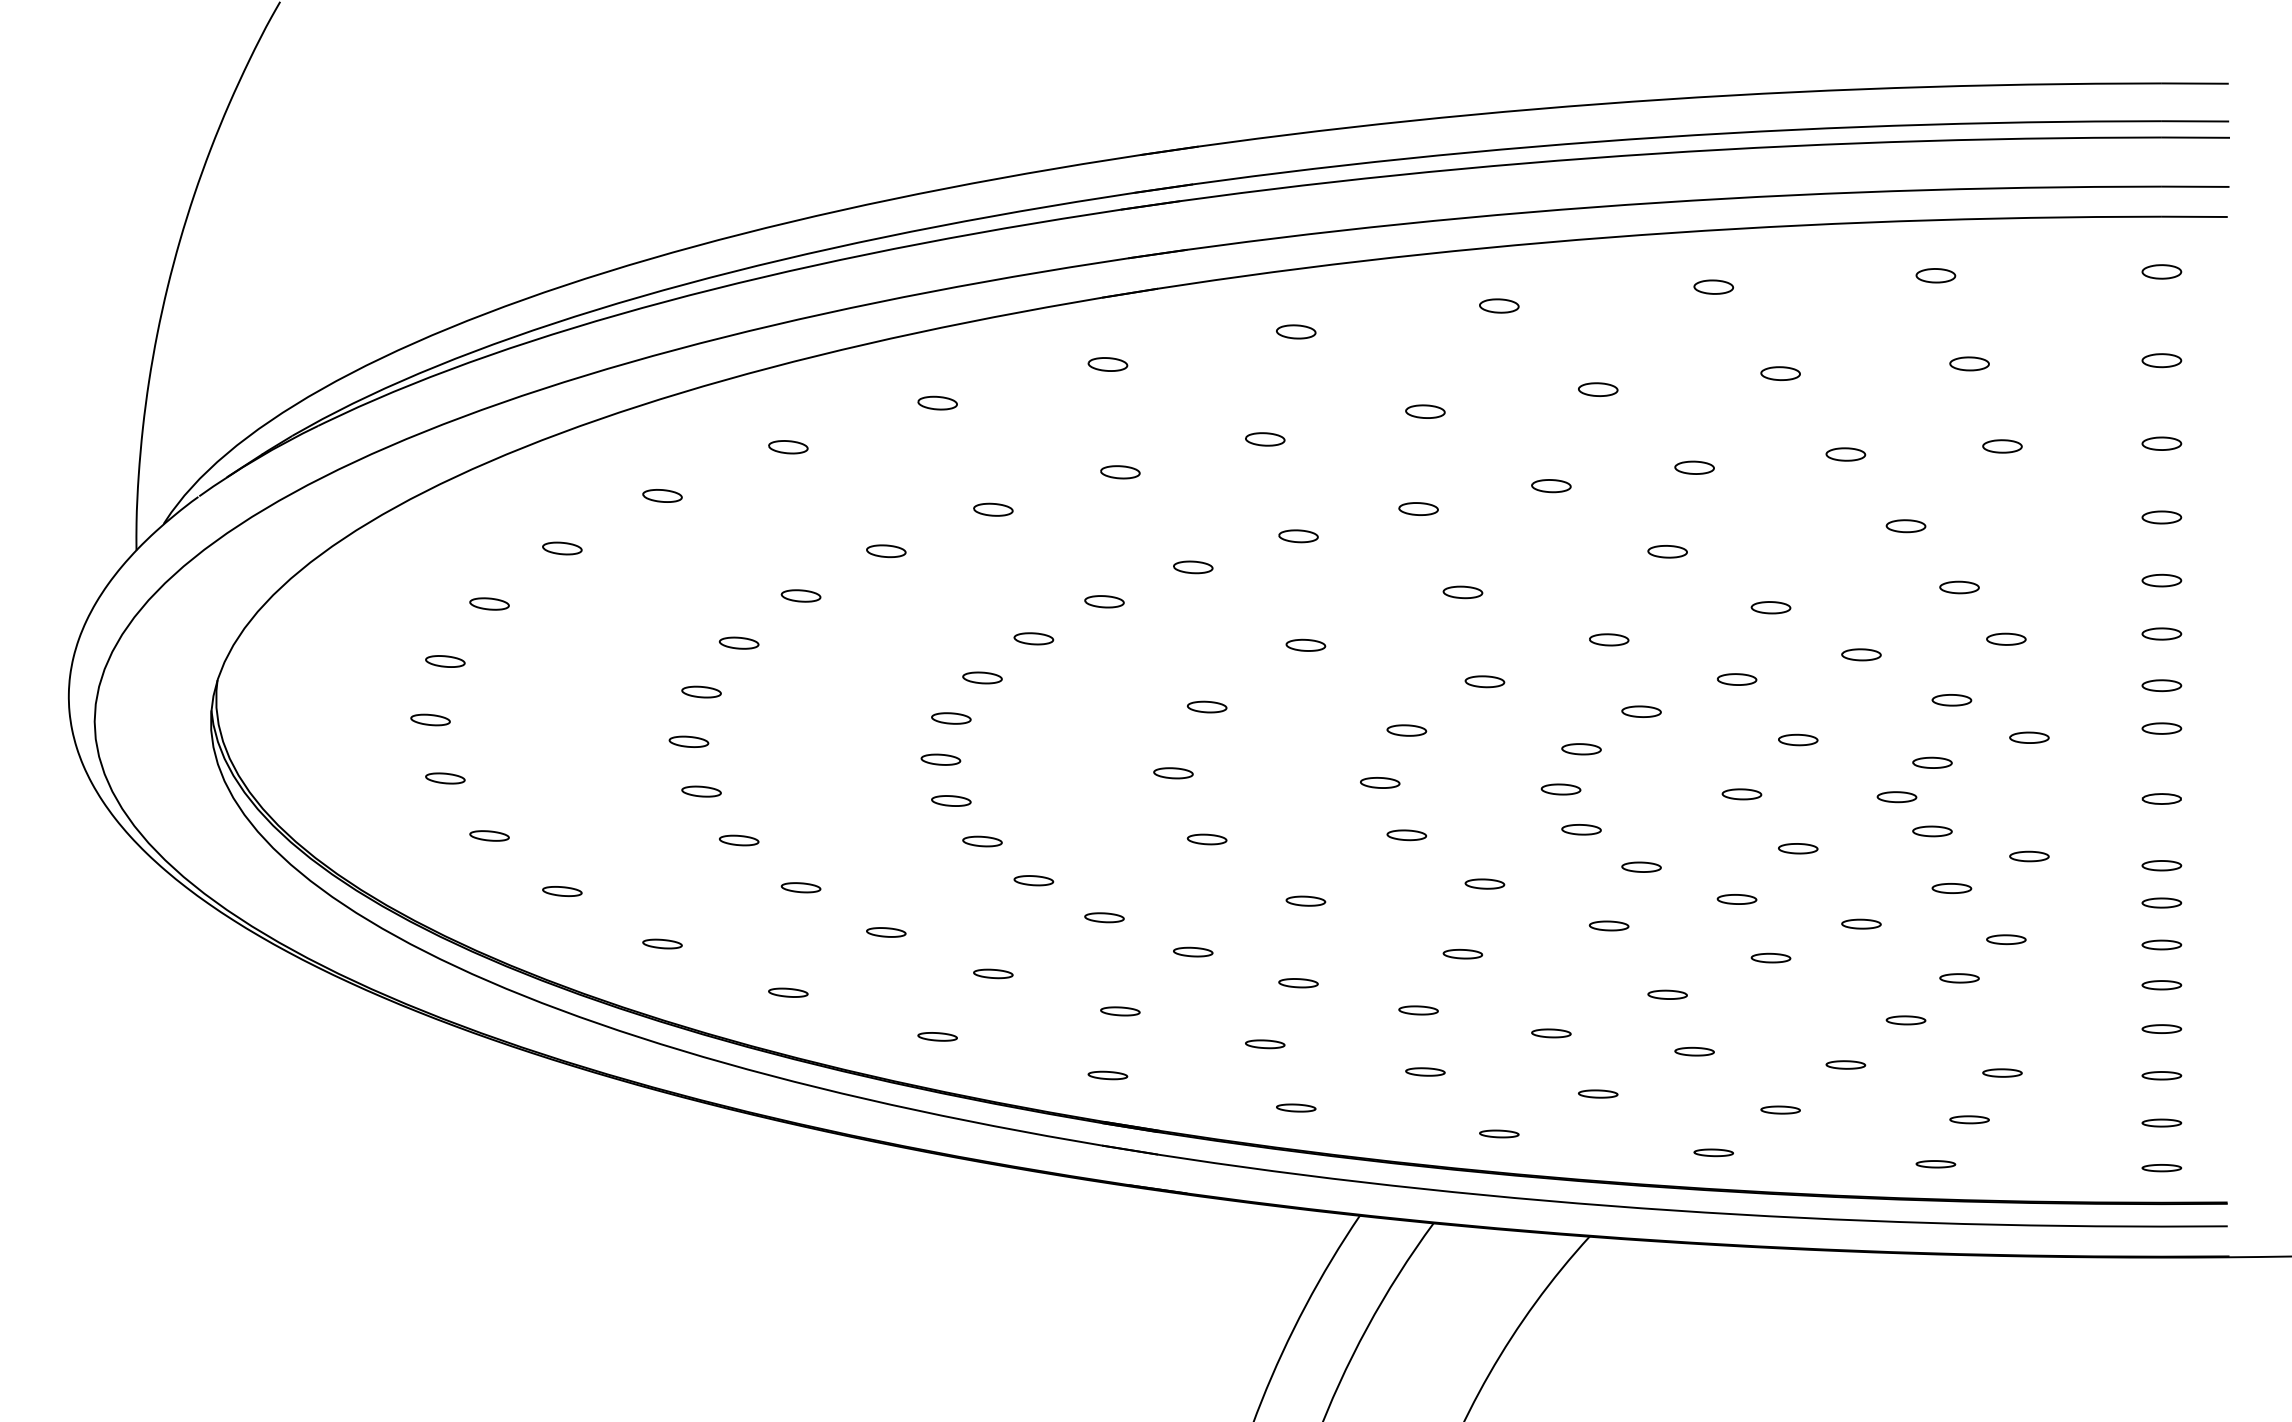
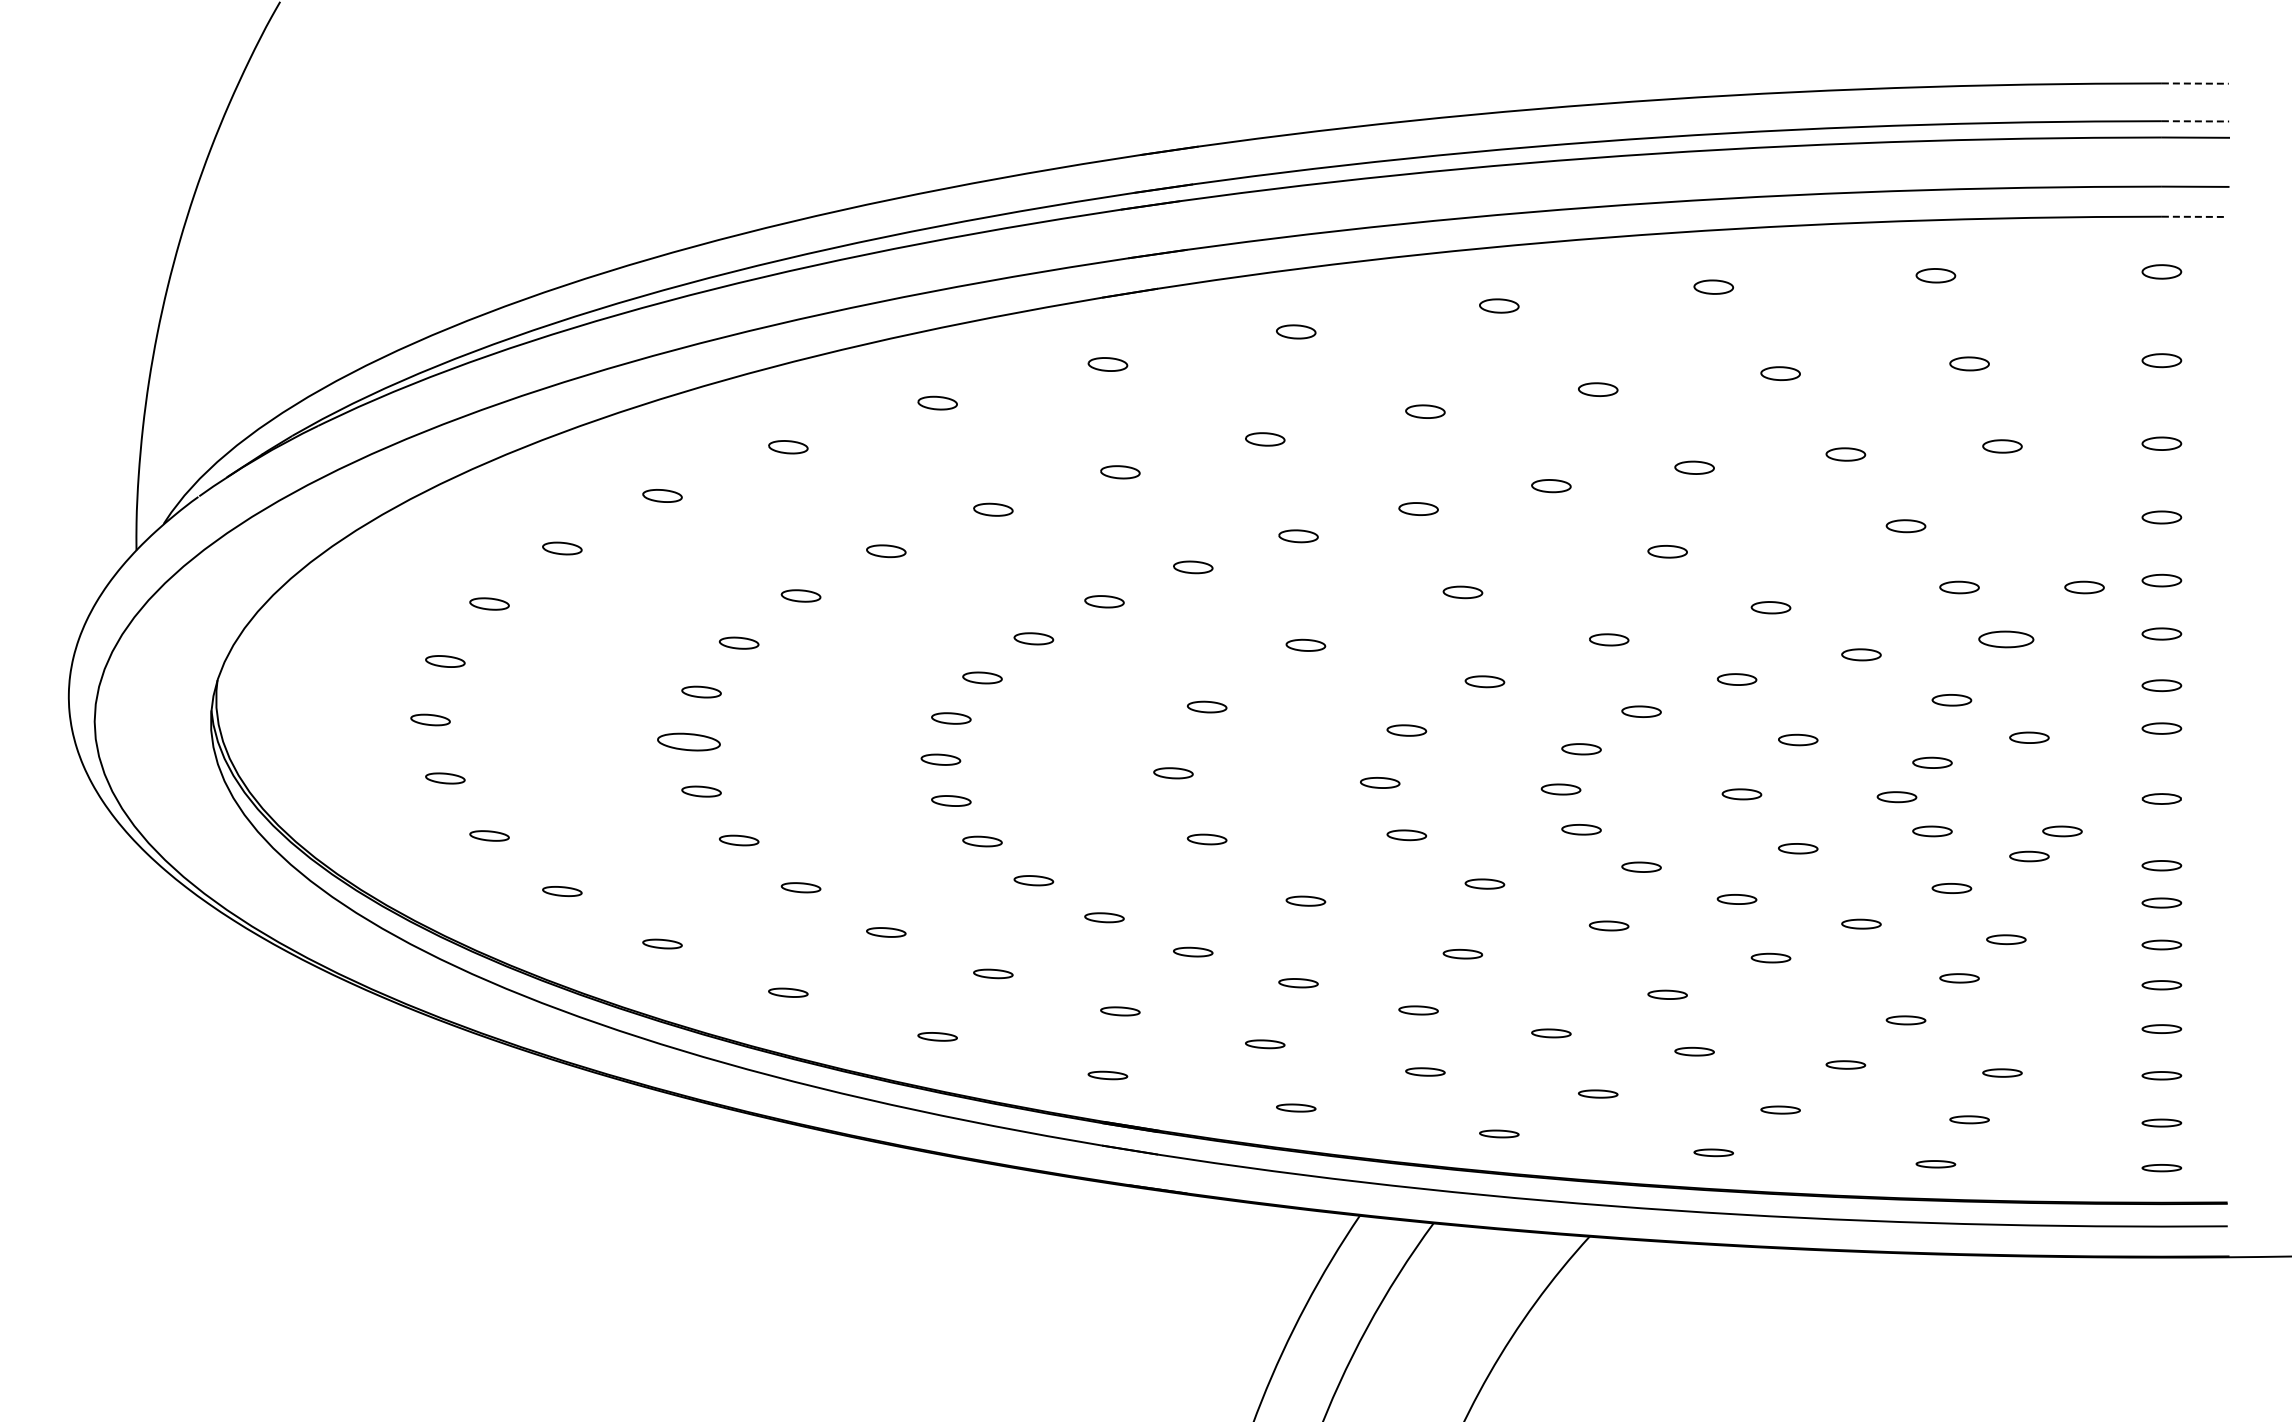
line: solid -> dashed (2195, 83)
line: solid -> dashed (2195, 121)
line: solid -> dashed (2194, 216)
part: none -> present (2084, 587)
part size: 41x14 px -> 57x19 px (2006, 639)
part size: 42x13 px -> 64x20 px (688, 741)
part: none -> present (2062, 831)
